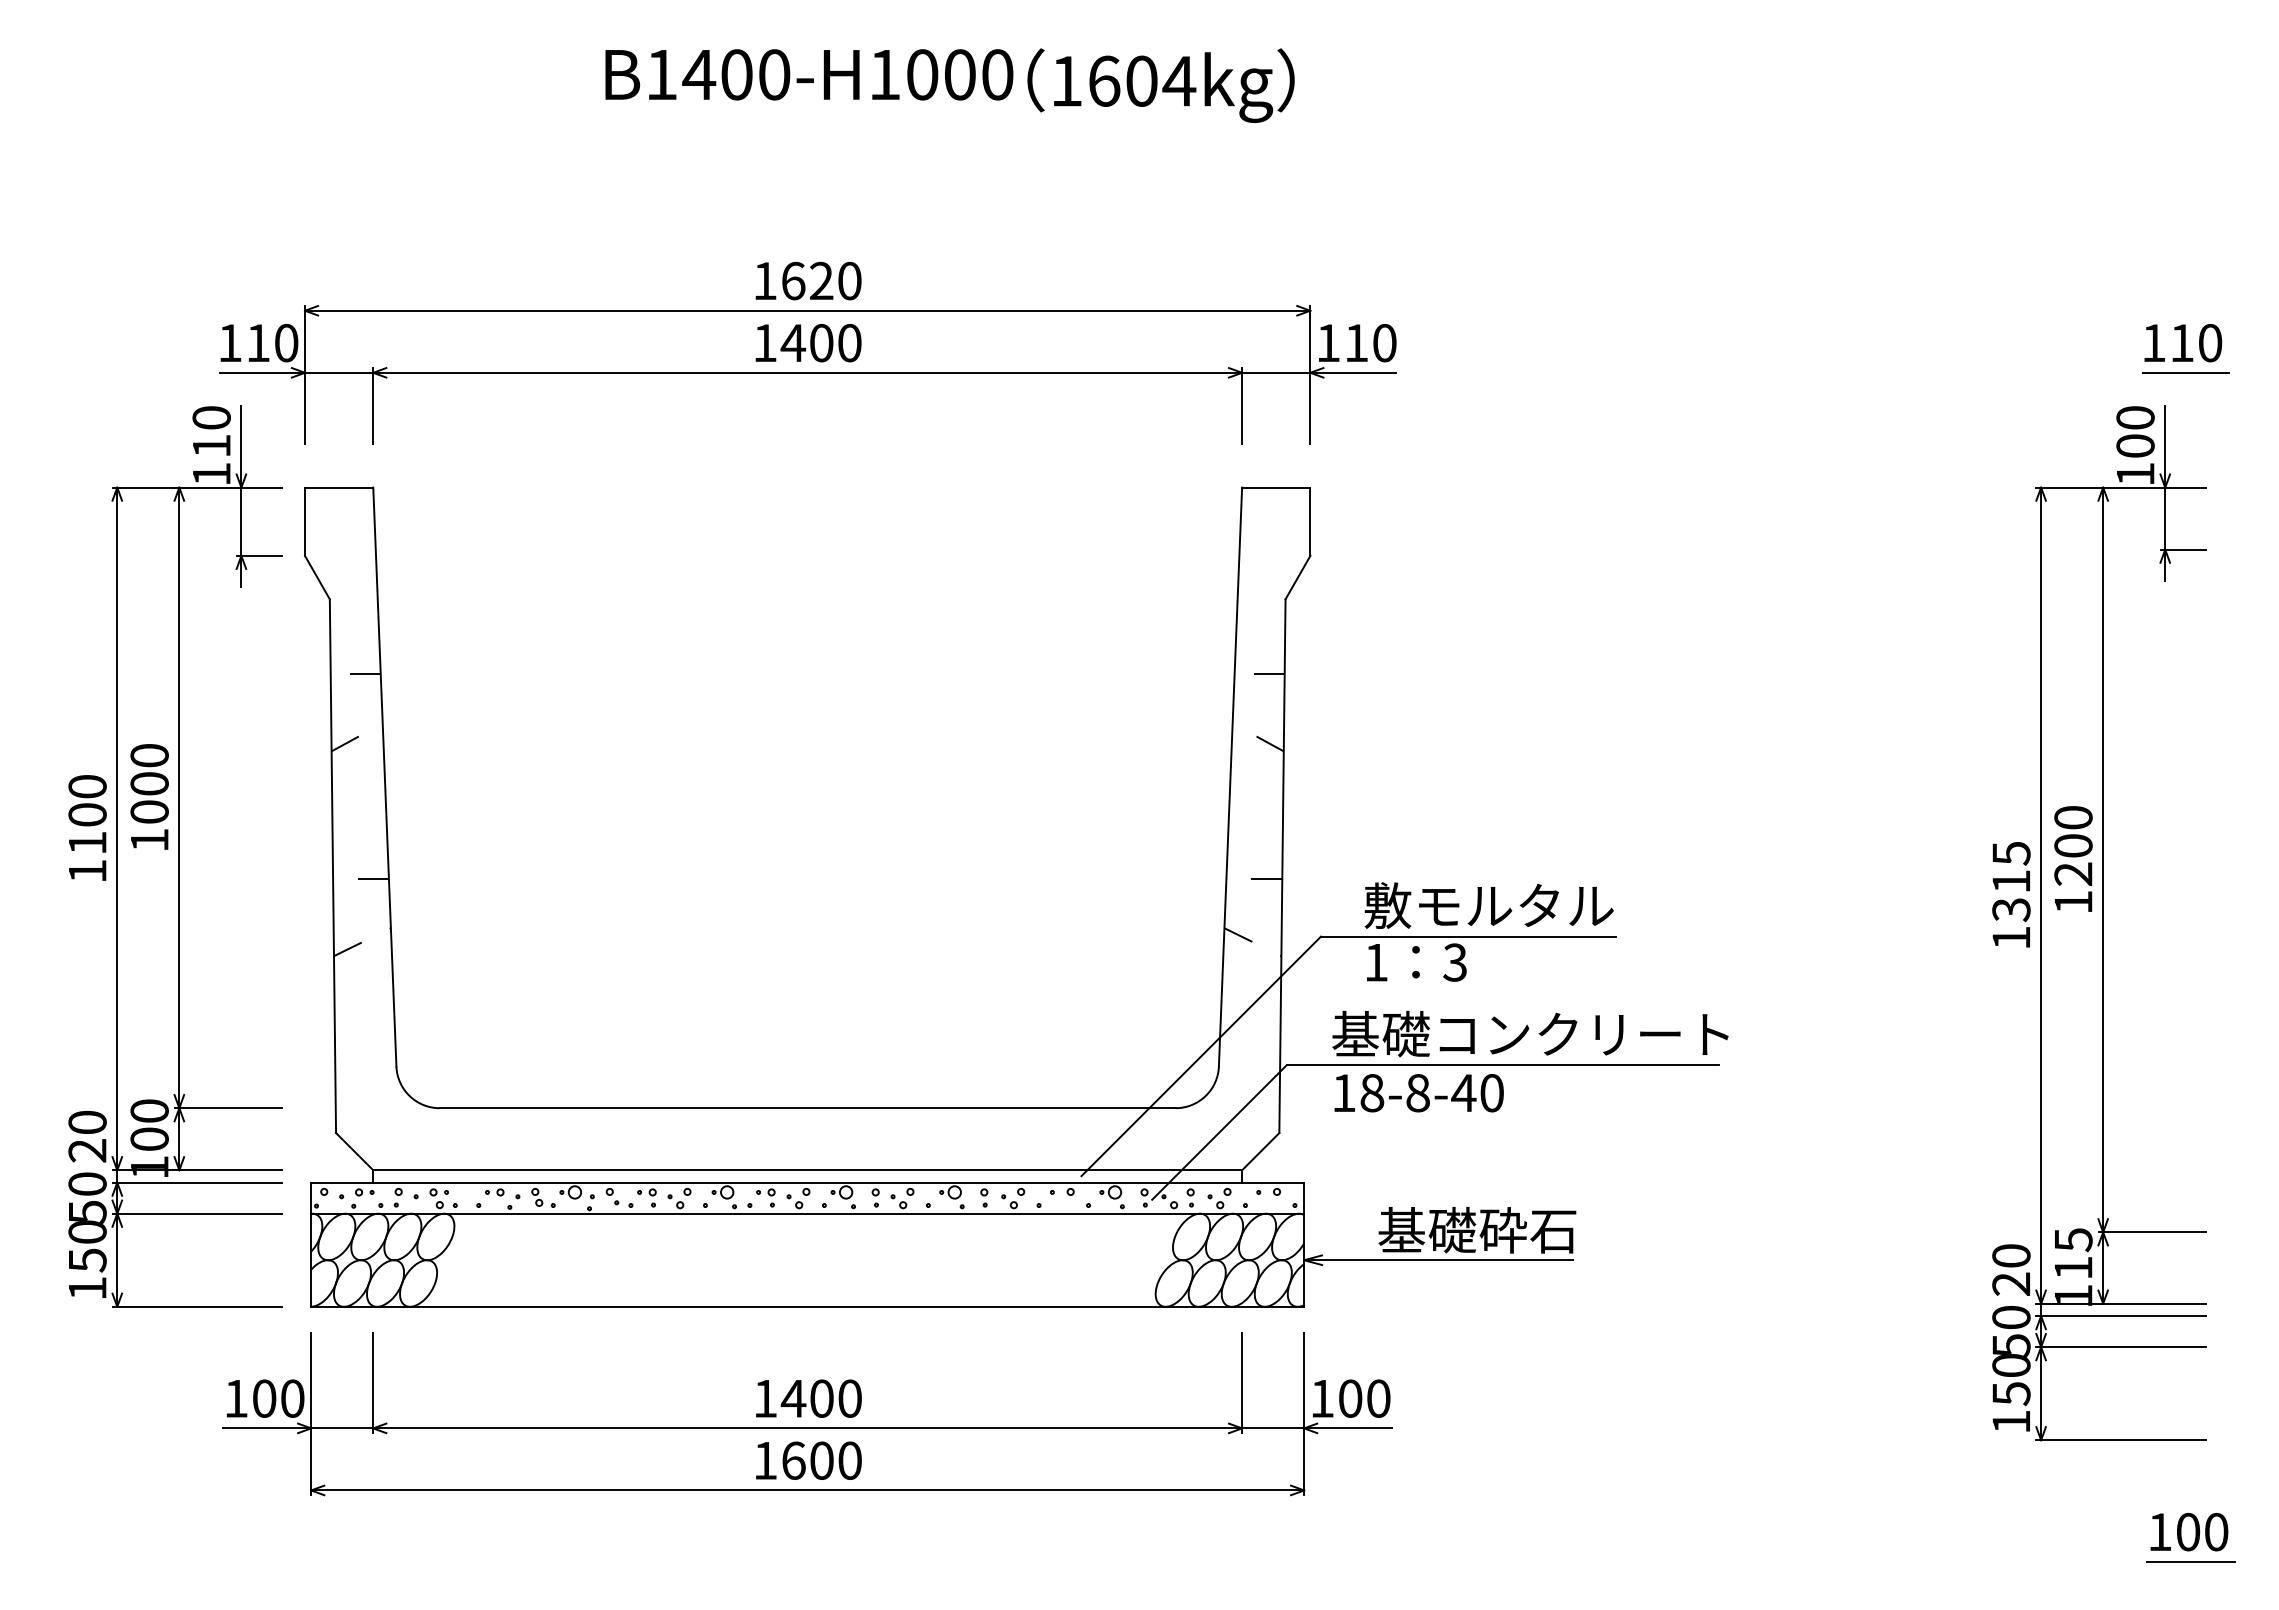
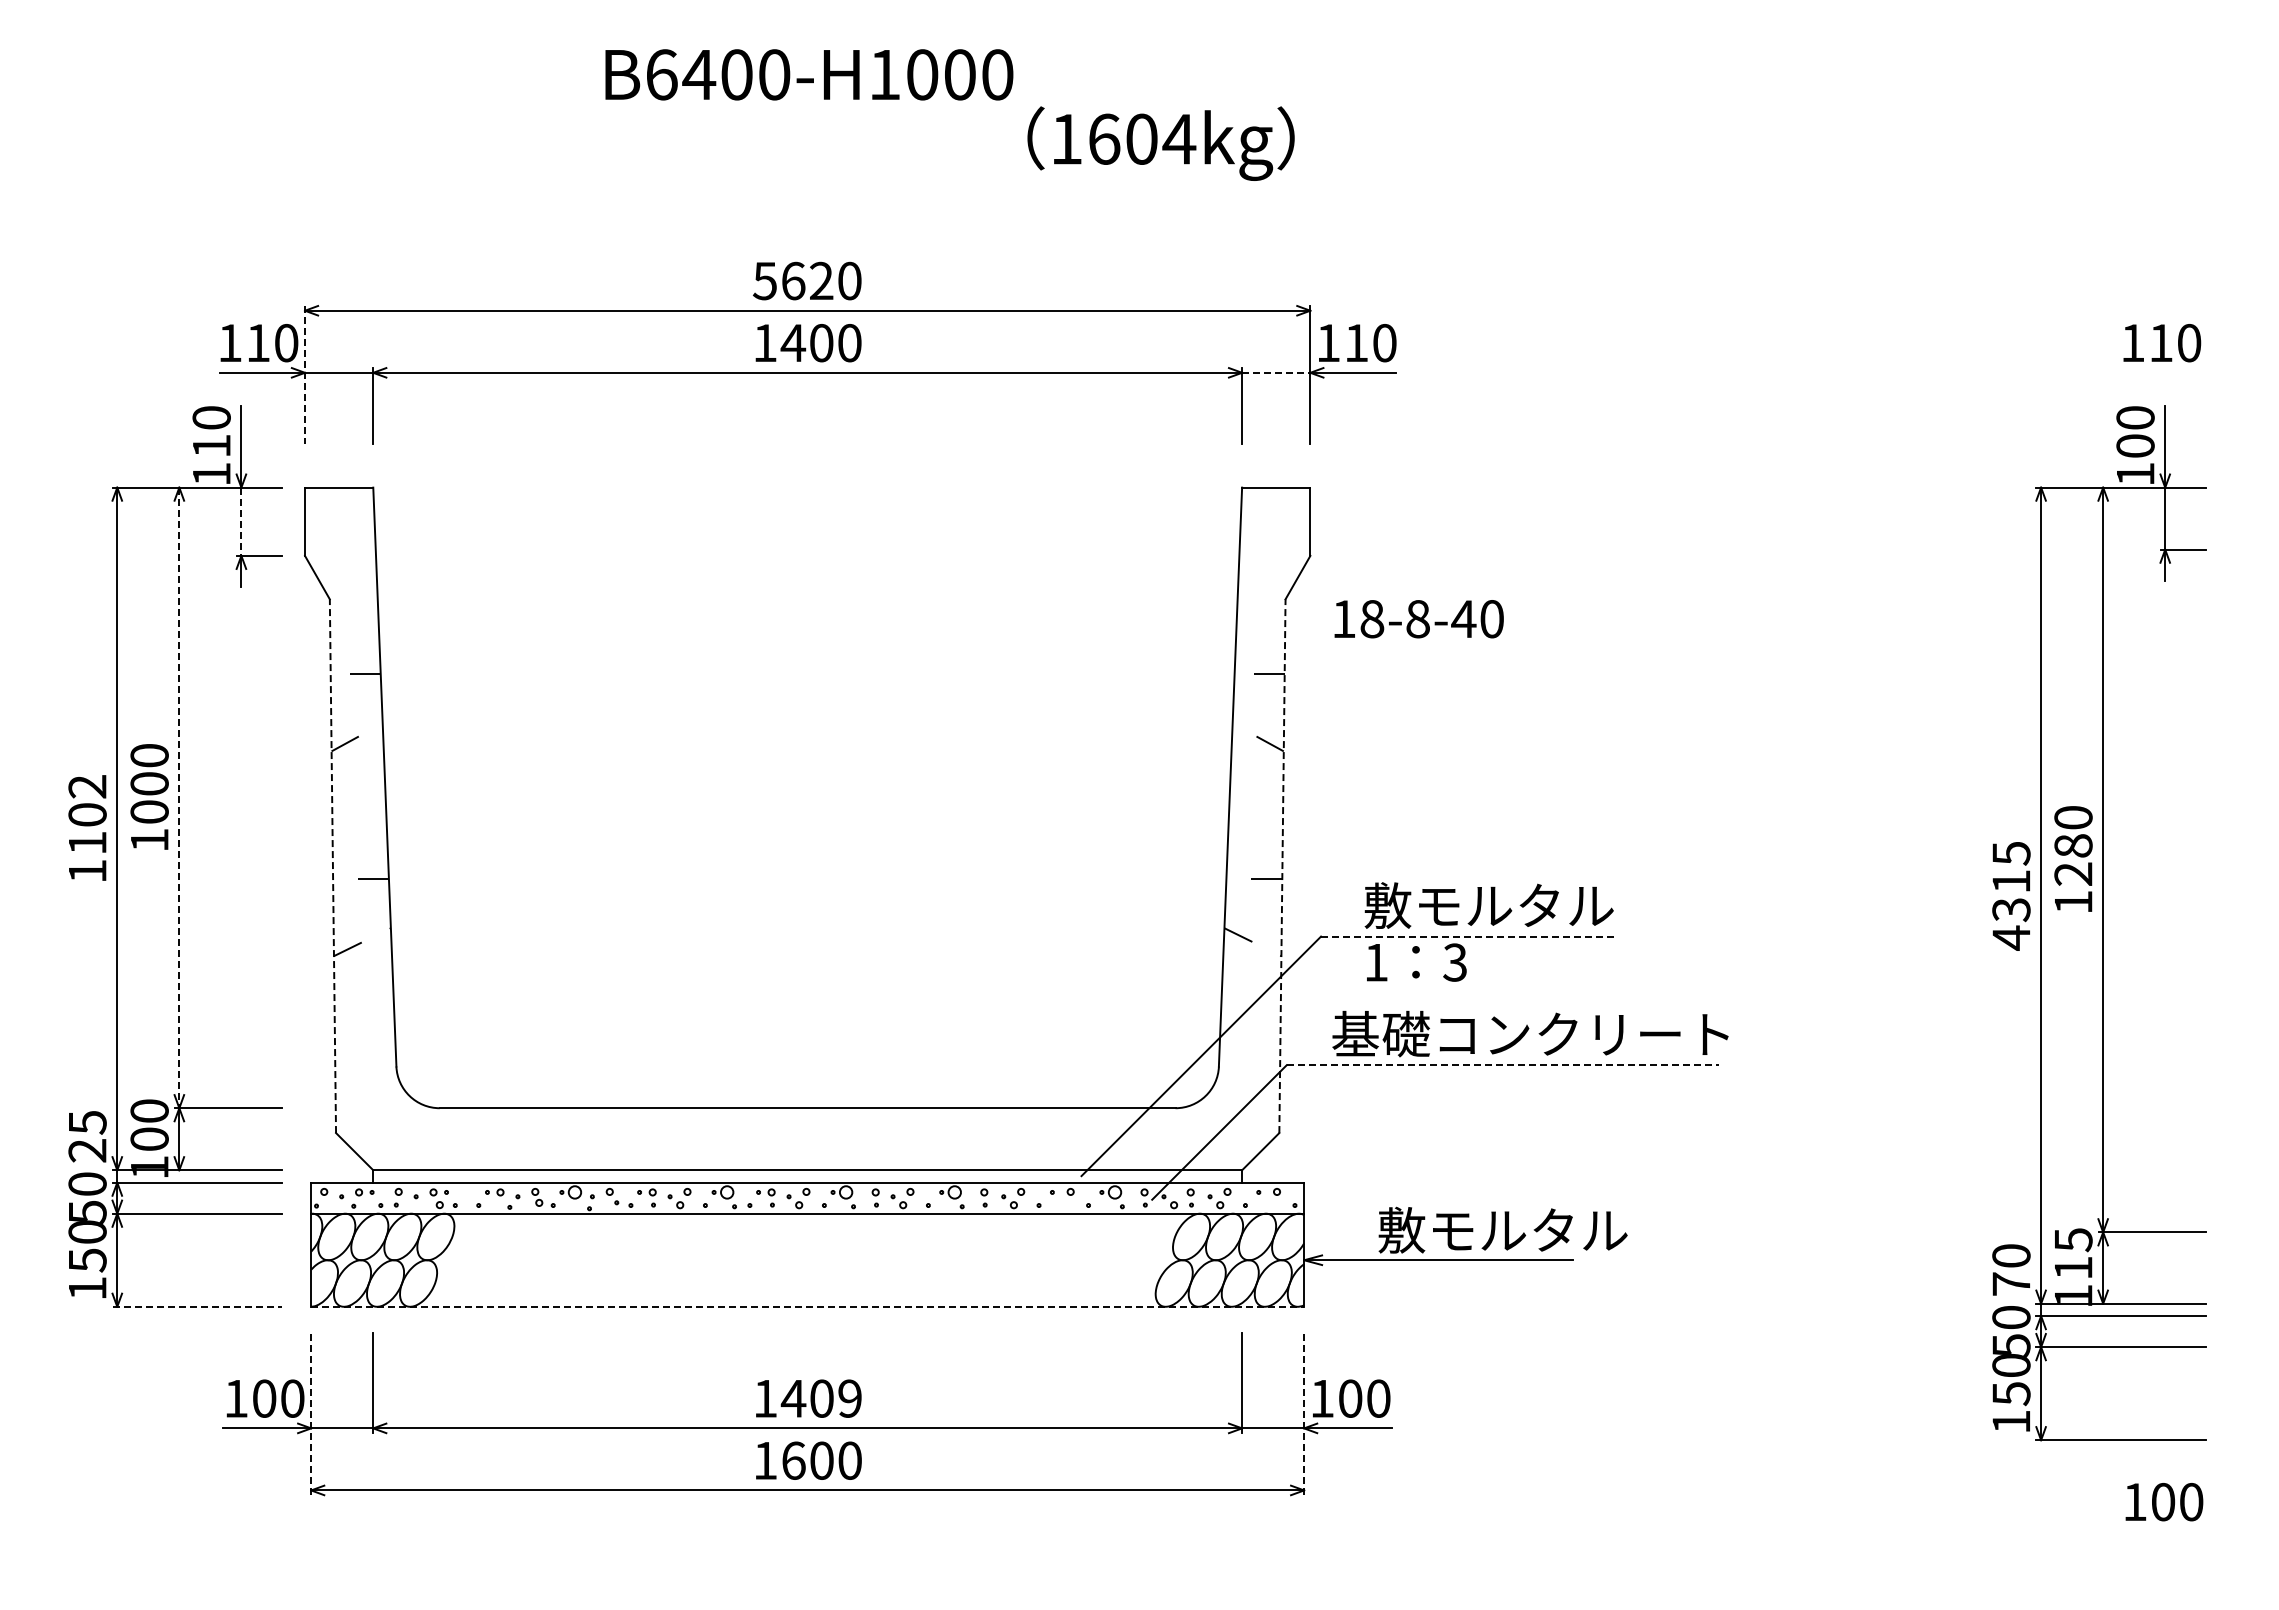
text: B1400-H1000 -> B6400-H1000 (662, 74)
text position: (1160, 85) -> (1160, 143) (1160, 143)
text: 1620 -> 5620 (764, 281)
text position: (2183, 343) -> (2162, 343) (2162, 343)
line: solid -> dashed (1276, 372)
line: present -> none (2185, 372)
line: solid -> dashed (305, 375)
line: solid -> dashed (241, 522)
text: 1100 -> 1102 (87, 786)
line: solid -> dashed (179, 798)
text: 1200 -> 1280 (2073, 845)
line: solid -> dashed (332, 866)
line: solid -> dashed (1282, 866)
line: solid -> dashed (1469, 936)
text: 1315 -> 4315 (2011, 937)
line: solid -> dashed (1503, 1065)
text position: (1418, 1093) -> (1418, 619) (1418, 619)
text: 20 -> 25 (87, 1122)
text: 基礎砕石 -> 敷モルタル (1502, 1229)
text: 20 -> 70 (2011, 1283)
line: solid -> dashed (197, 1306)
line: solid -> dashed (808, 1306)
text: 1400 -> 1409 (849, 1398)
line: solid -> dashed (311, 1413)
line: solid -> dashed (1304, 1413)
text position: (2189, 1532) -> (2164, 1502) (2164, 1502)
line: present -> none (2191, 1561)
